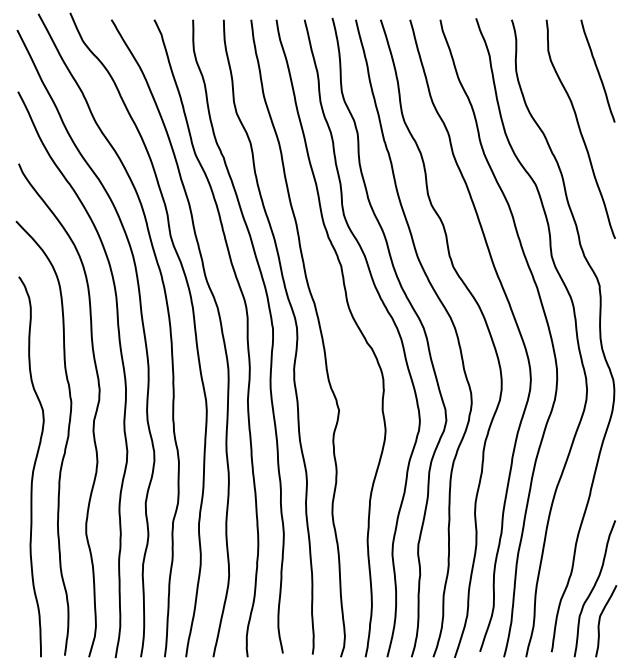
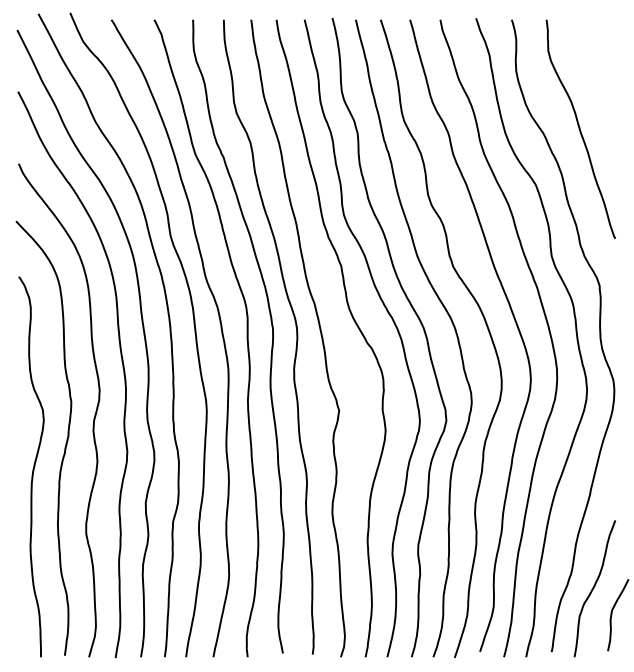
line: present -> none (597, 70)
curve position: (600, 621) -> (612, 615) (612, 615)
